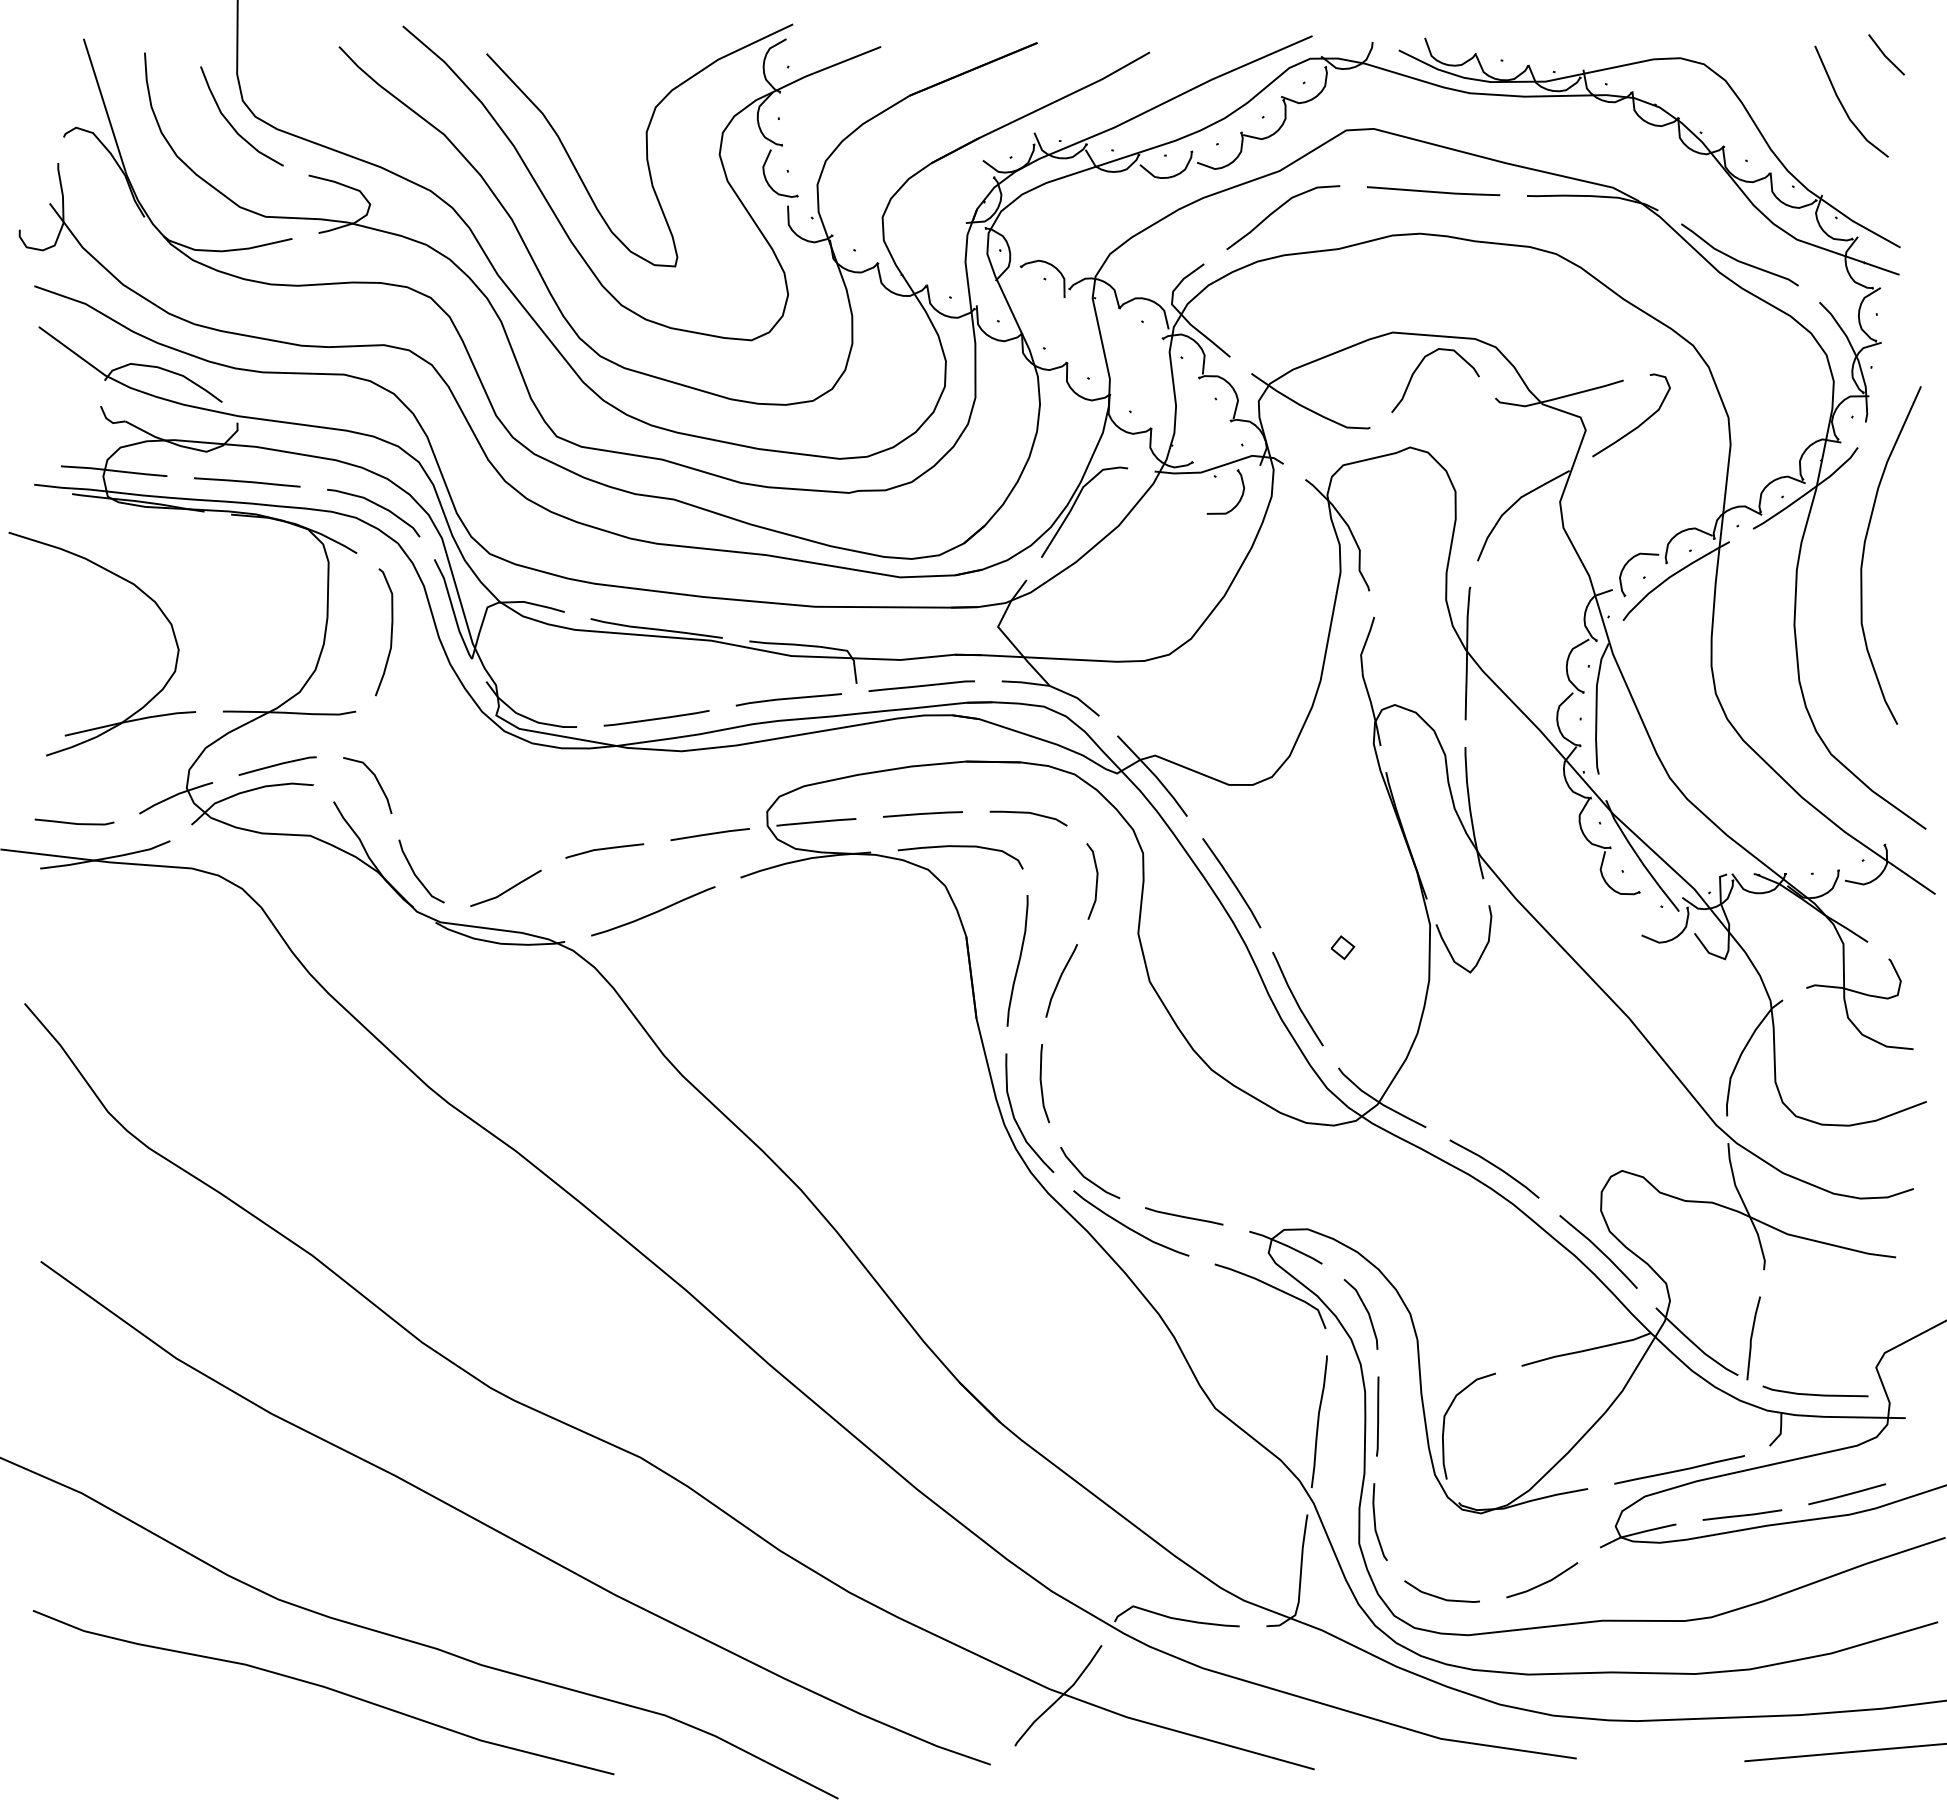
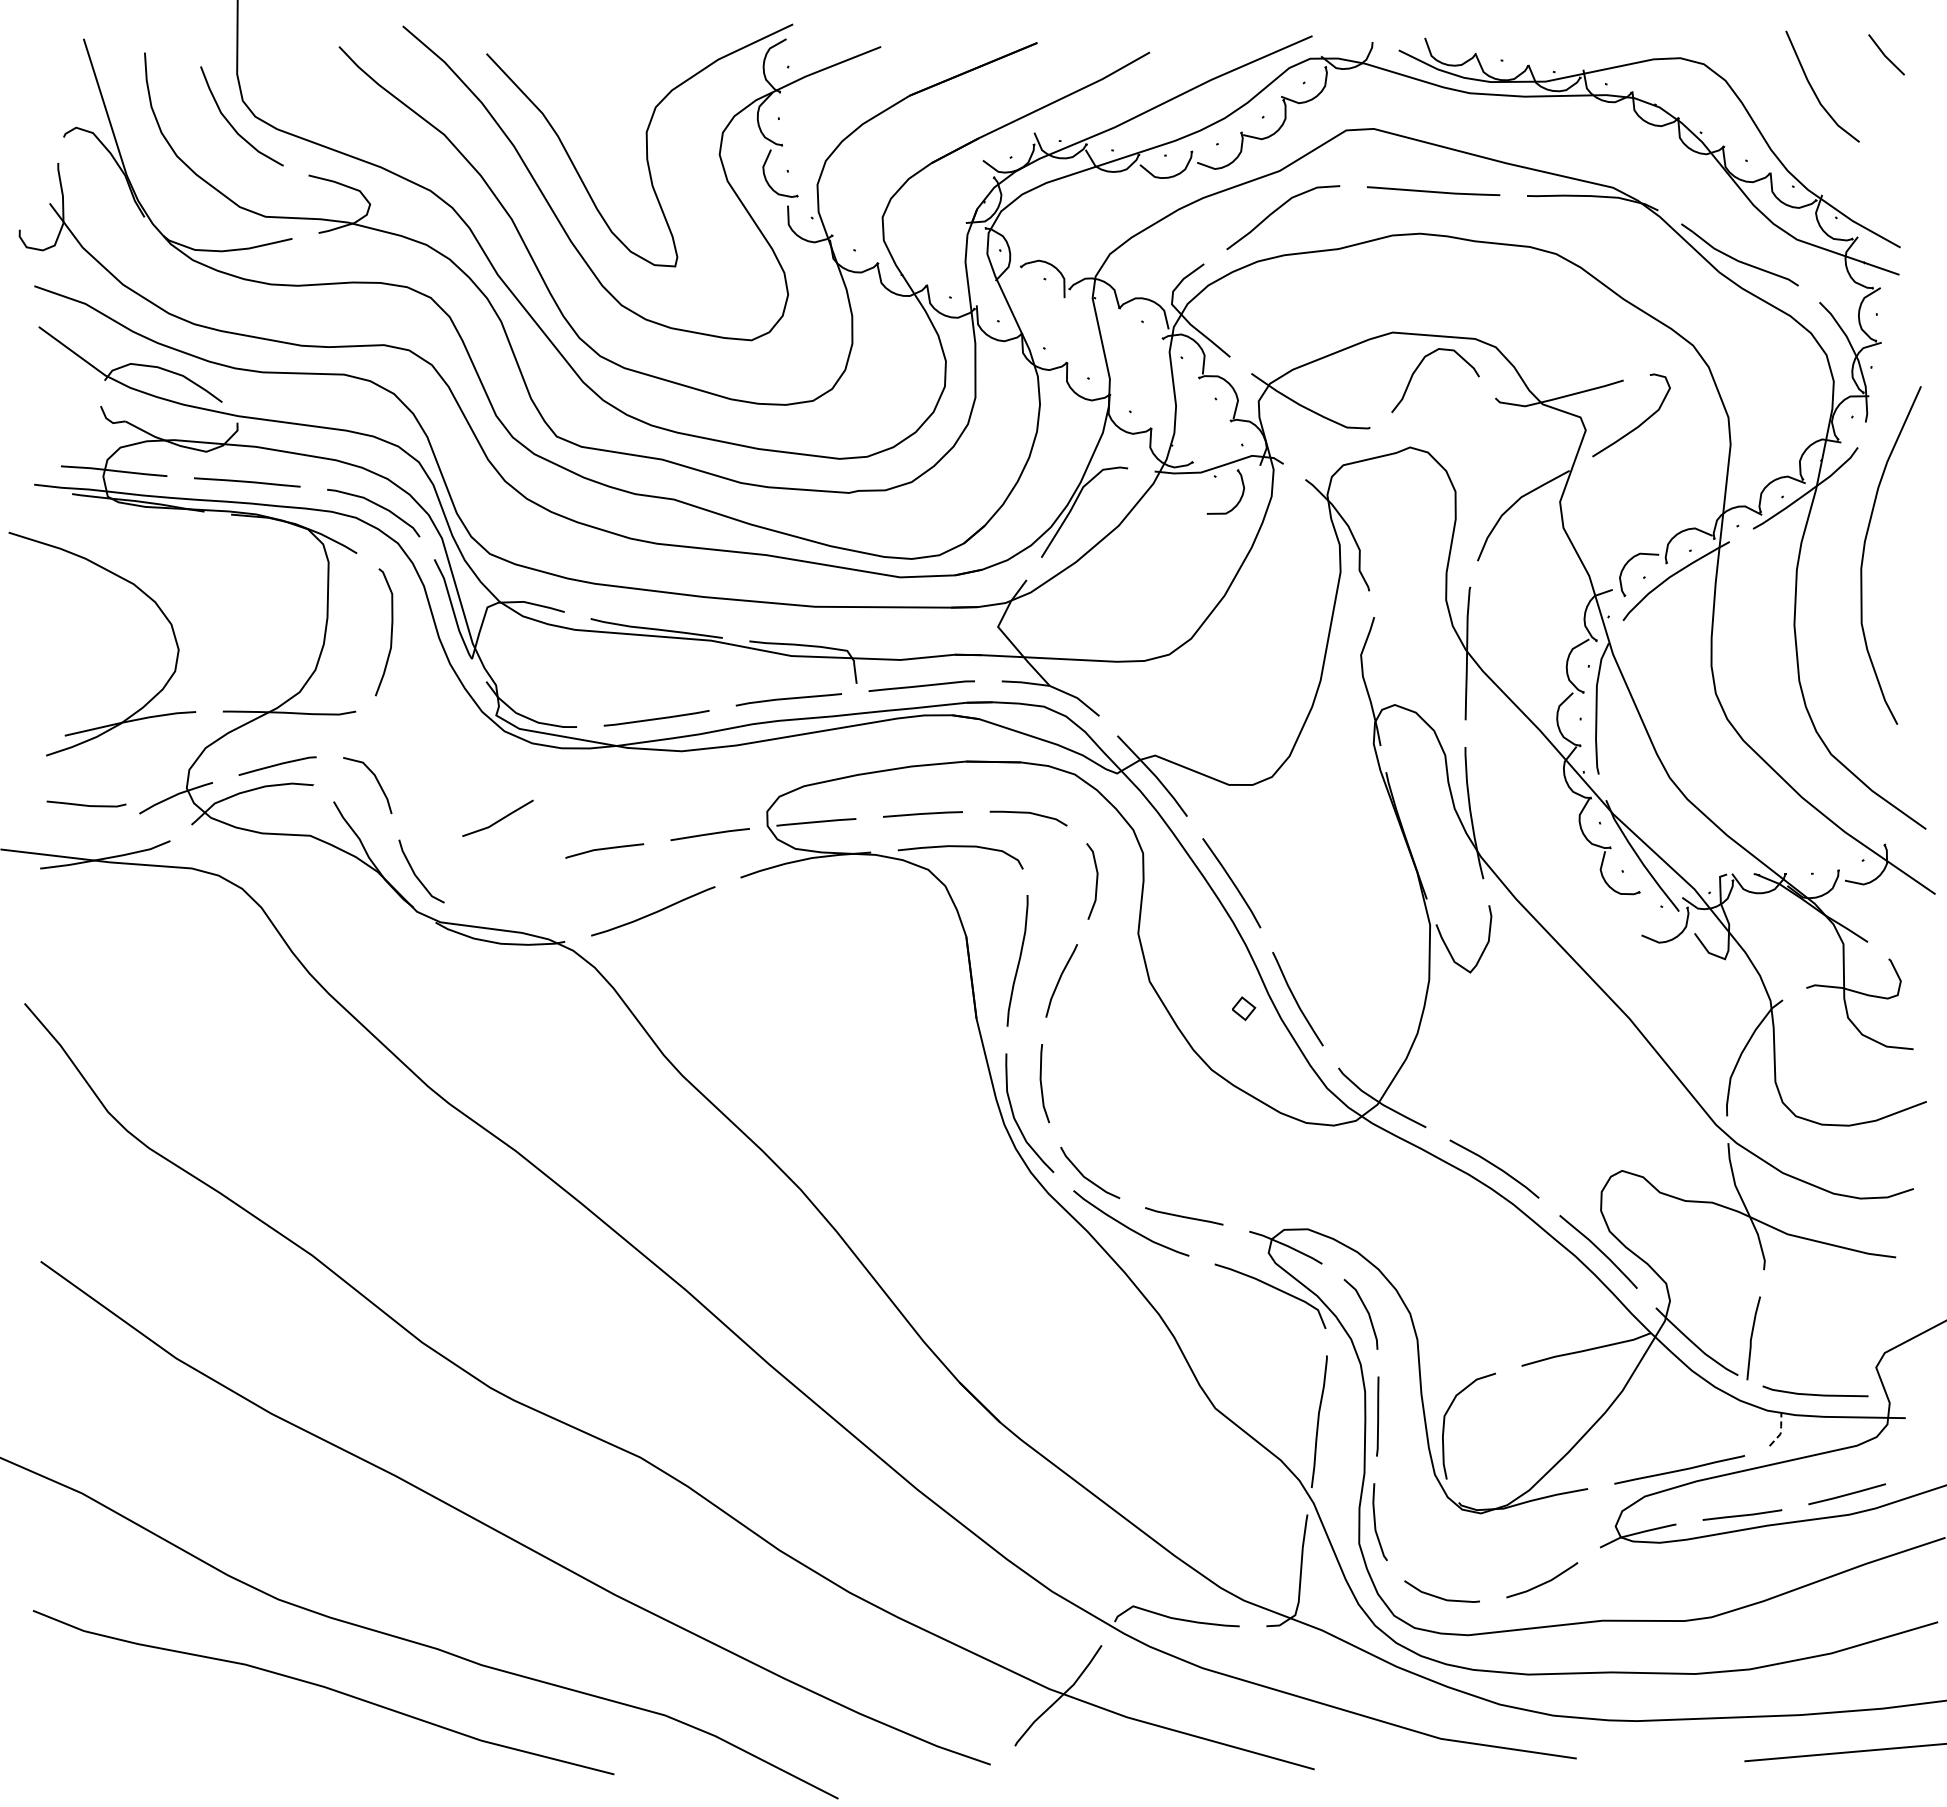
line position: (1843, 105) -> (1814, 90) (1814, 90)
line position: (74, 822) -> (86, 804) (86, 804)
line position: (507, 889) -> (499, 819) (499, 819)
part position: (1343, 947) -> (1244, 1008) (1244, 1008)
line: solid -> dashed (1780, 1431)
